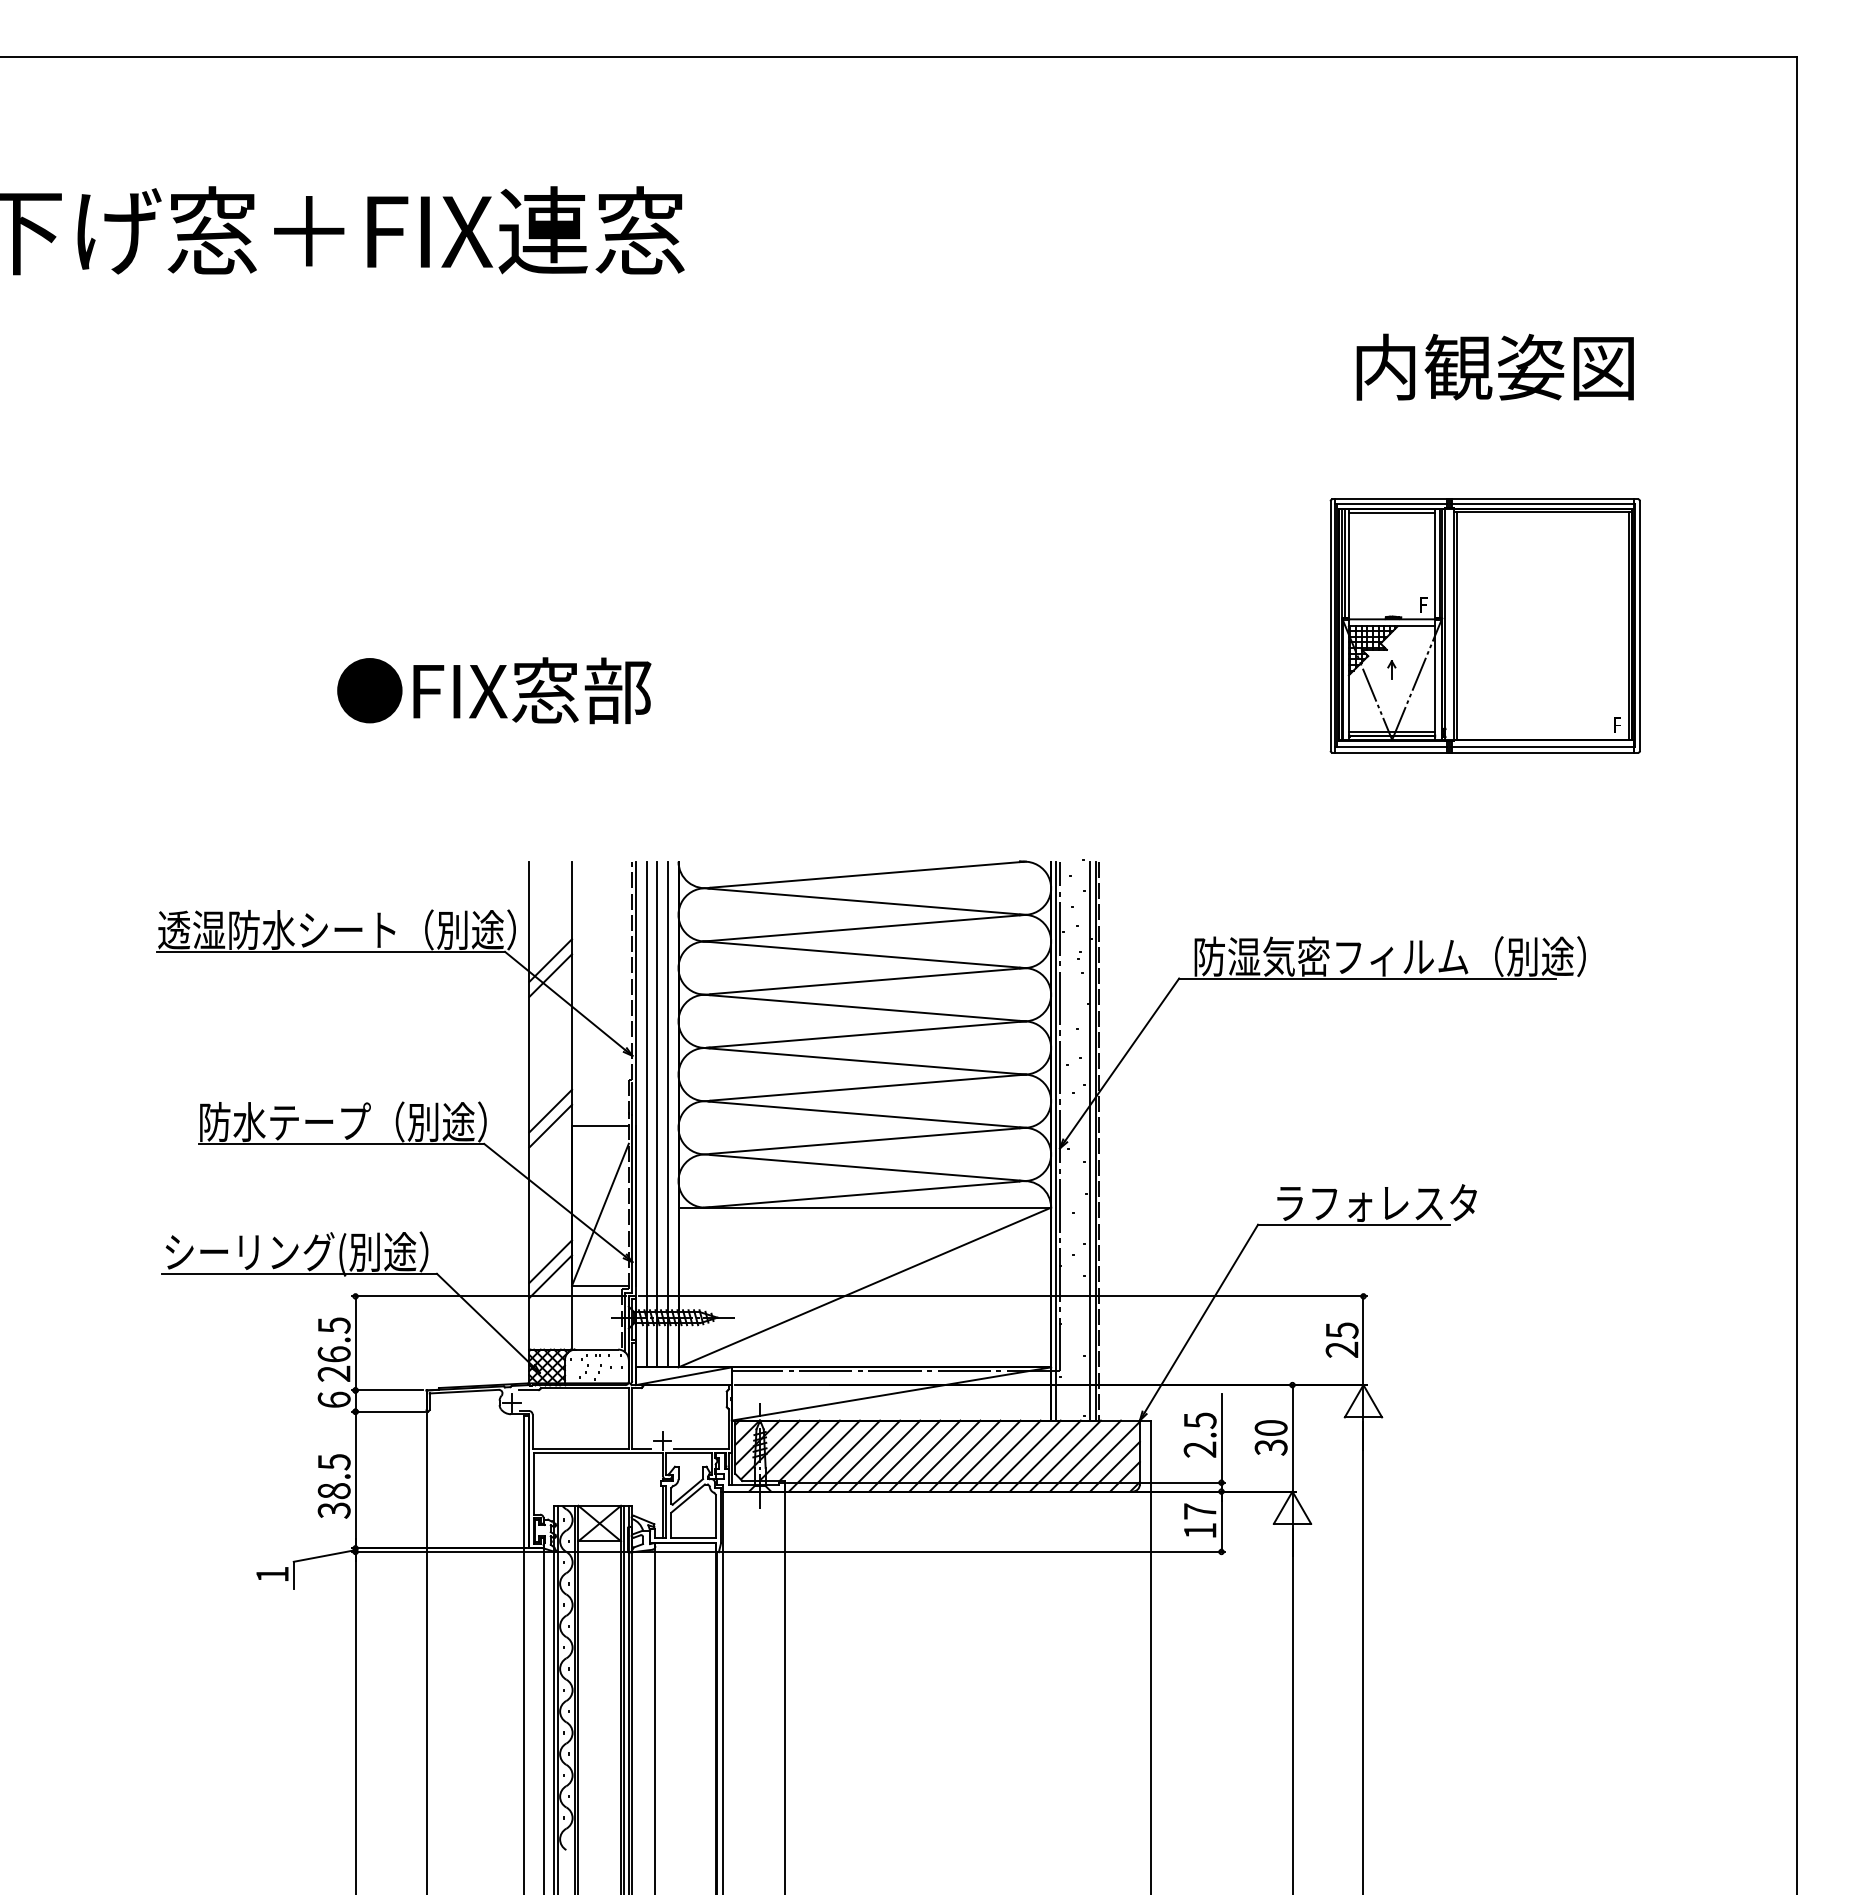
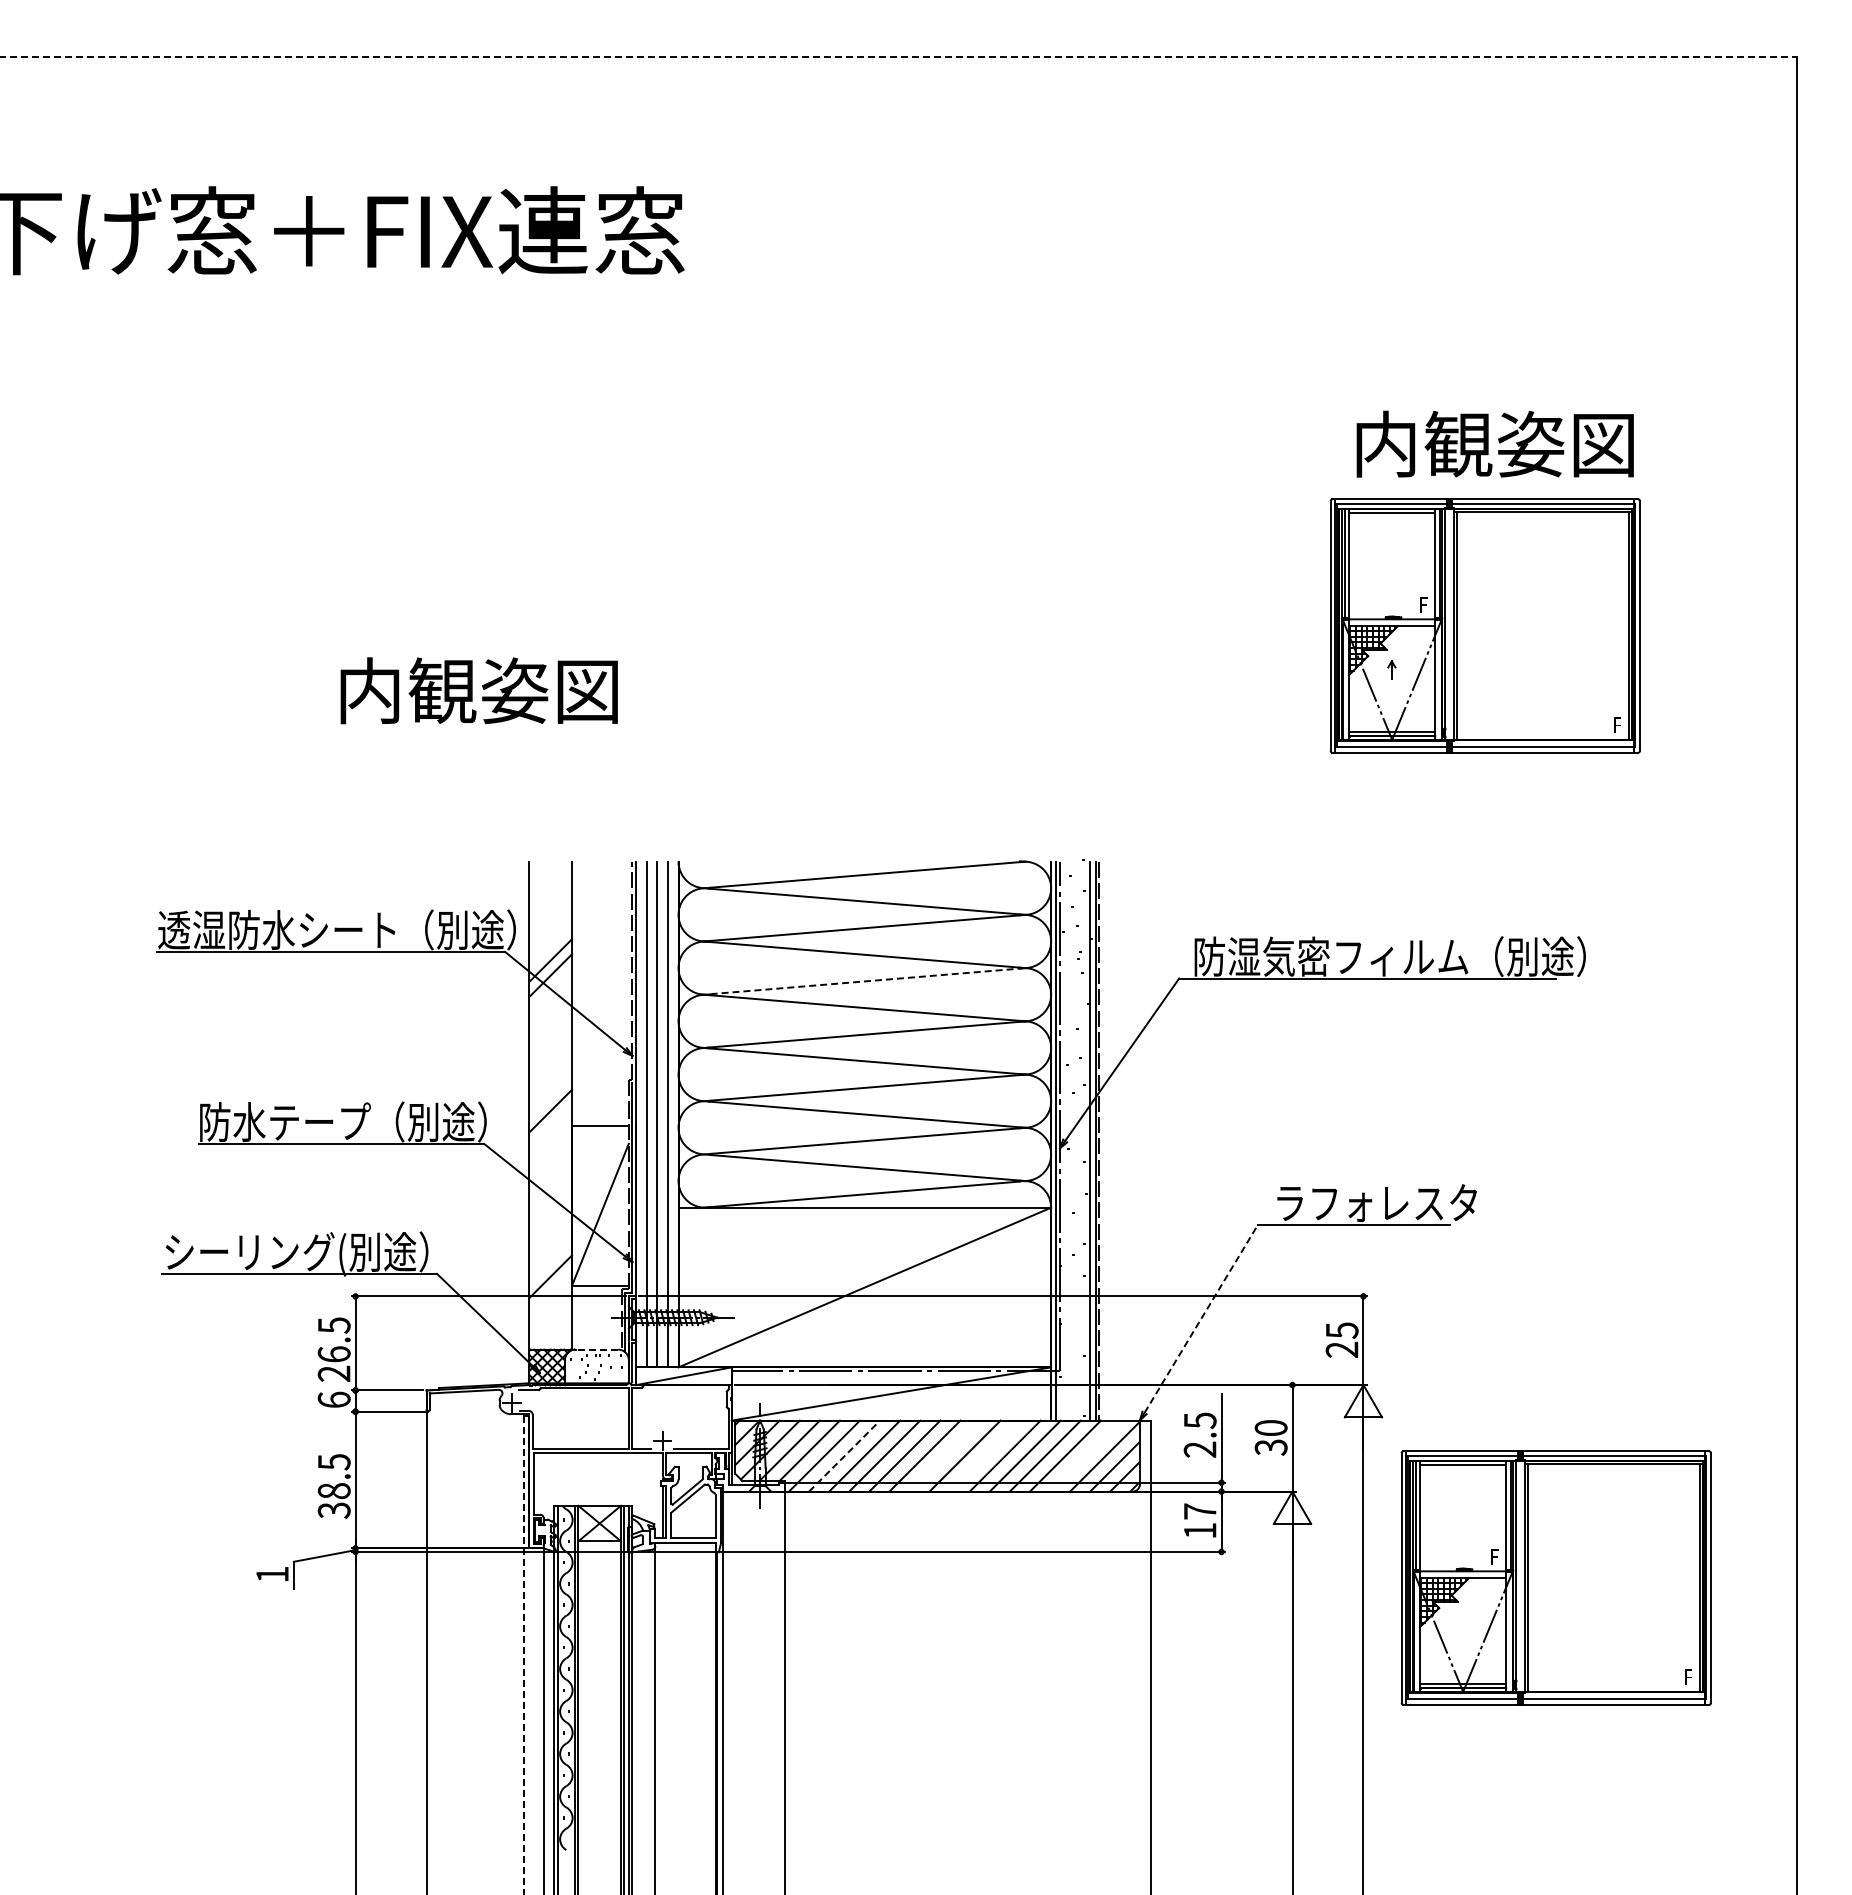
line: solid -> dashed (898, 56)
text position: (1494, 366) -> (1494, 443) (1494, 443)
text: ●FIX窓部 -> 内観姿図 (494, 690)
line: solid -> dashed (868, 981)
line: present -> none (550, 1125)
line: present -> none (550, 1261)
line: solid -> dashed (1201, 1318)
line: solid -> dashed (596, 1349)
line: solid -> dashed (844, 1455)
line: present -> none (944, 1455)
line: present -> none (984, 1455)
line: present -> none (1085, 1455)
part: none -> present (1555, 1577)
line: solid -> dashed (524, 1655)
